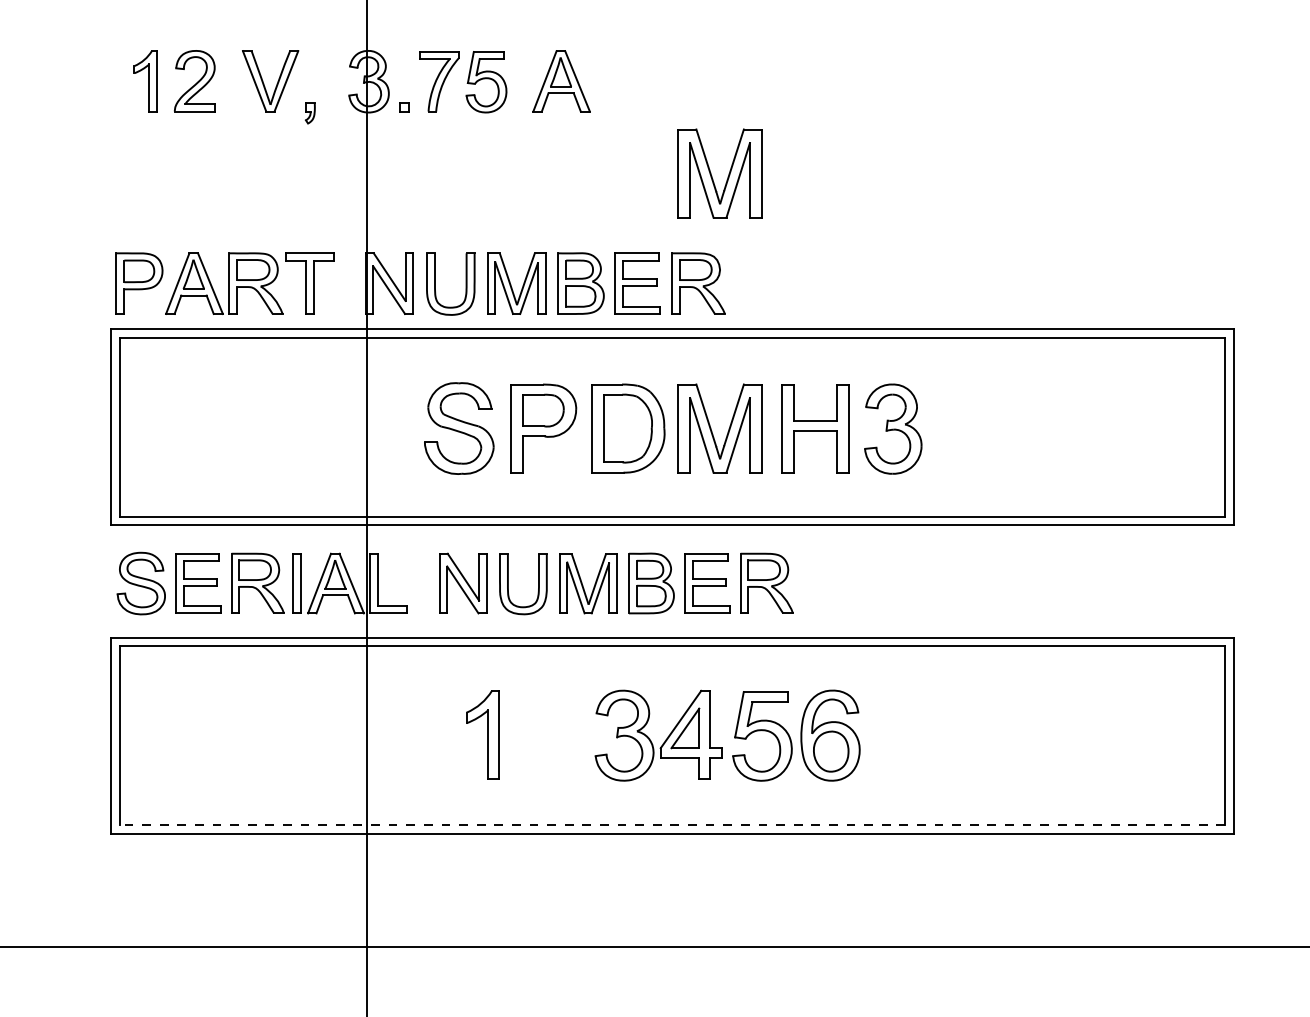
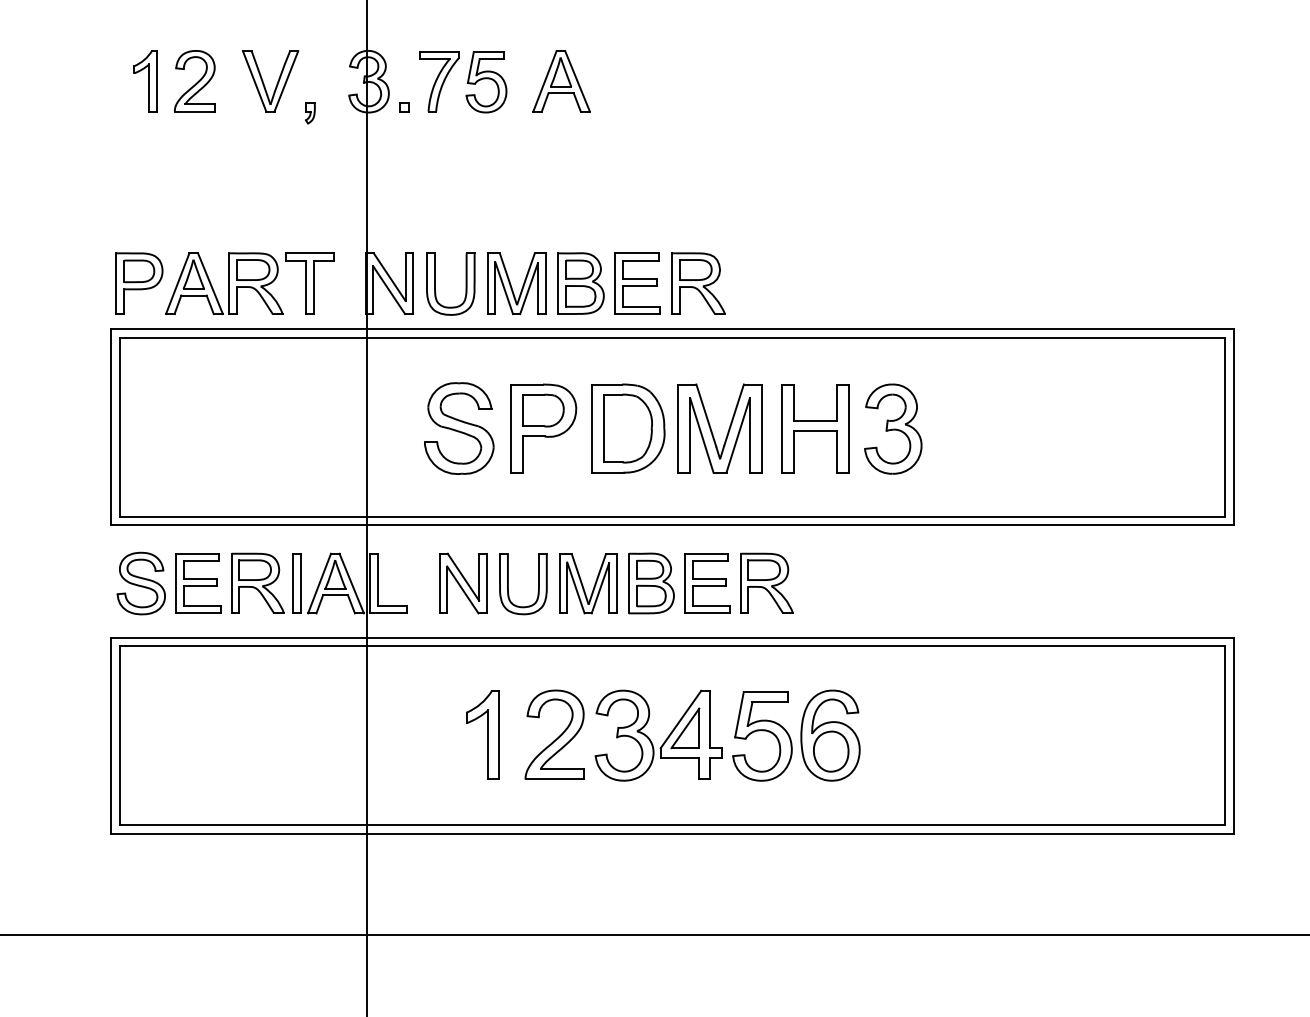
part: present -> none (712, 176)
part: none -> present (554, 734)
line: dashed -> solid (672, 824)
line position: (654, 946) -> (654, 934) (654, 934)
